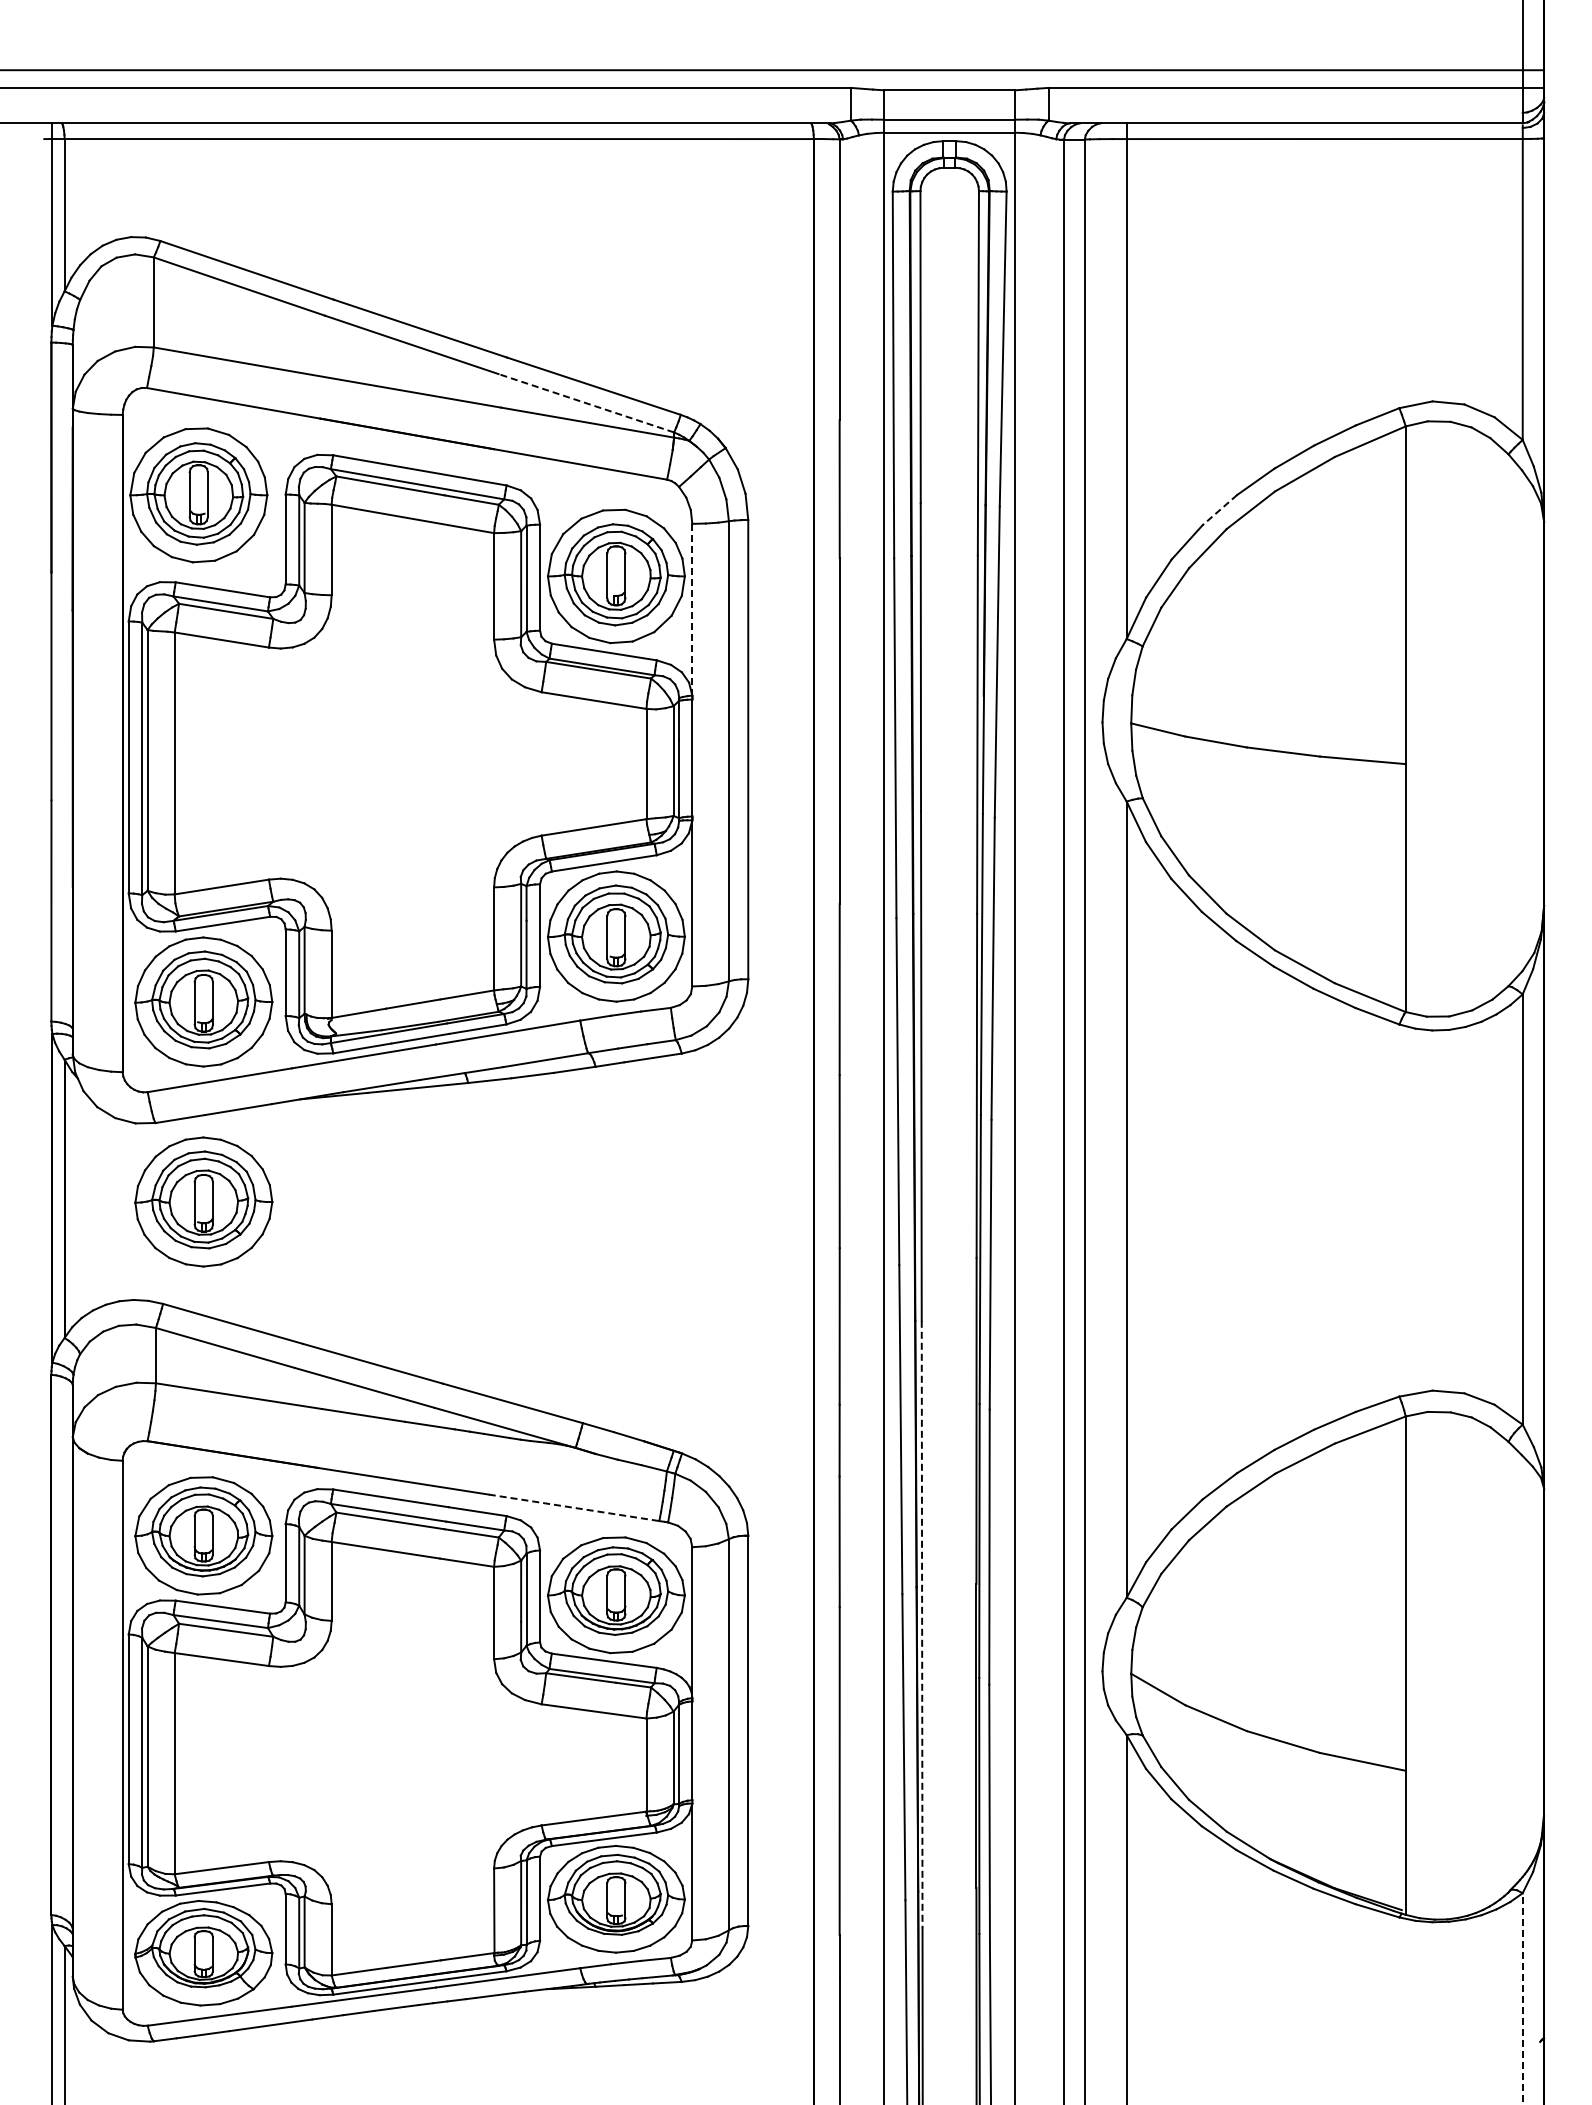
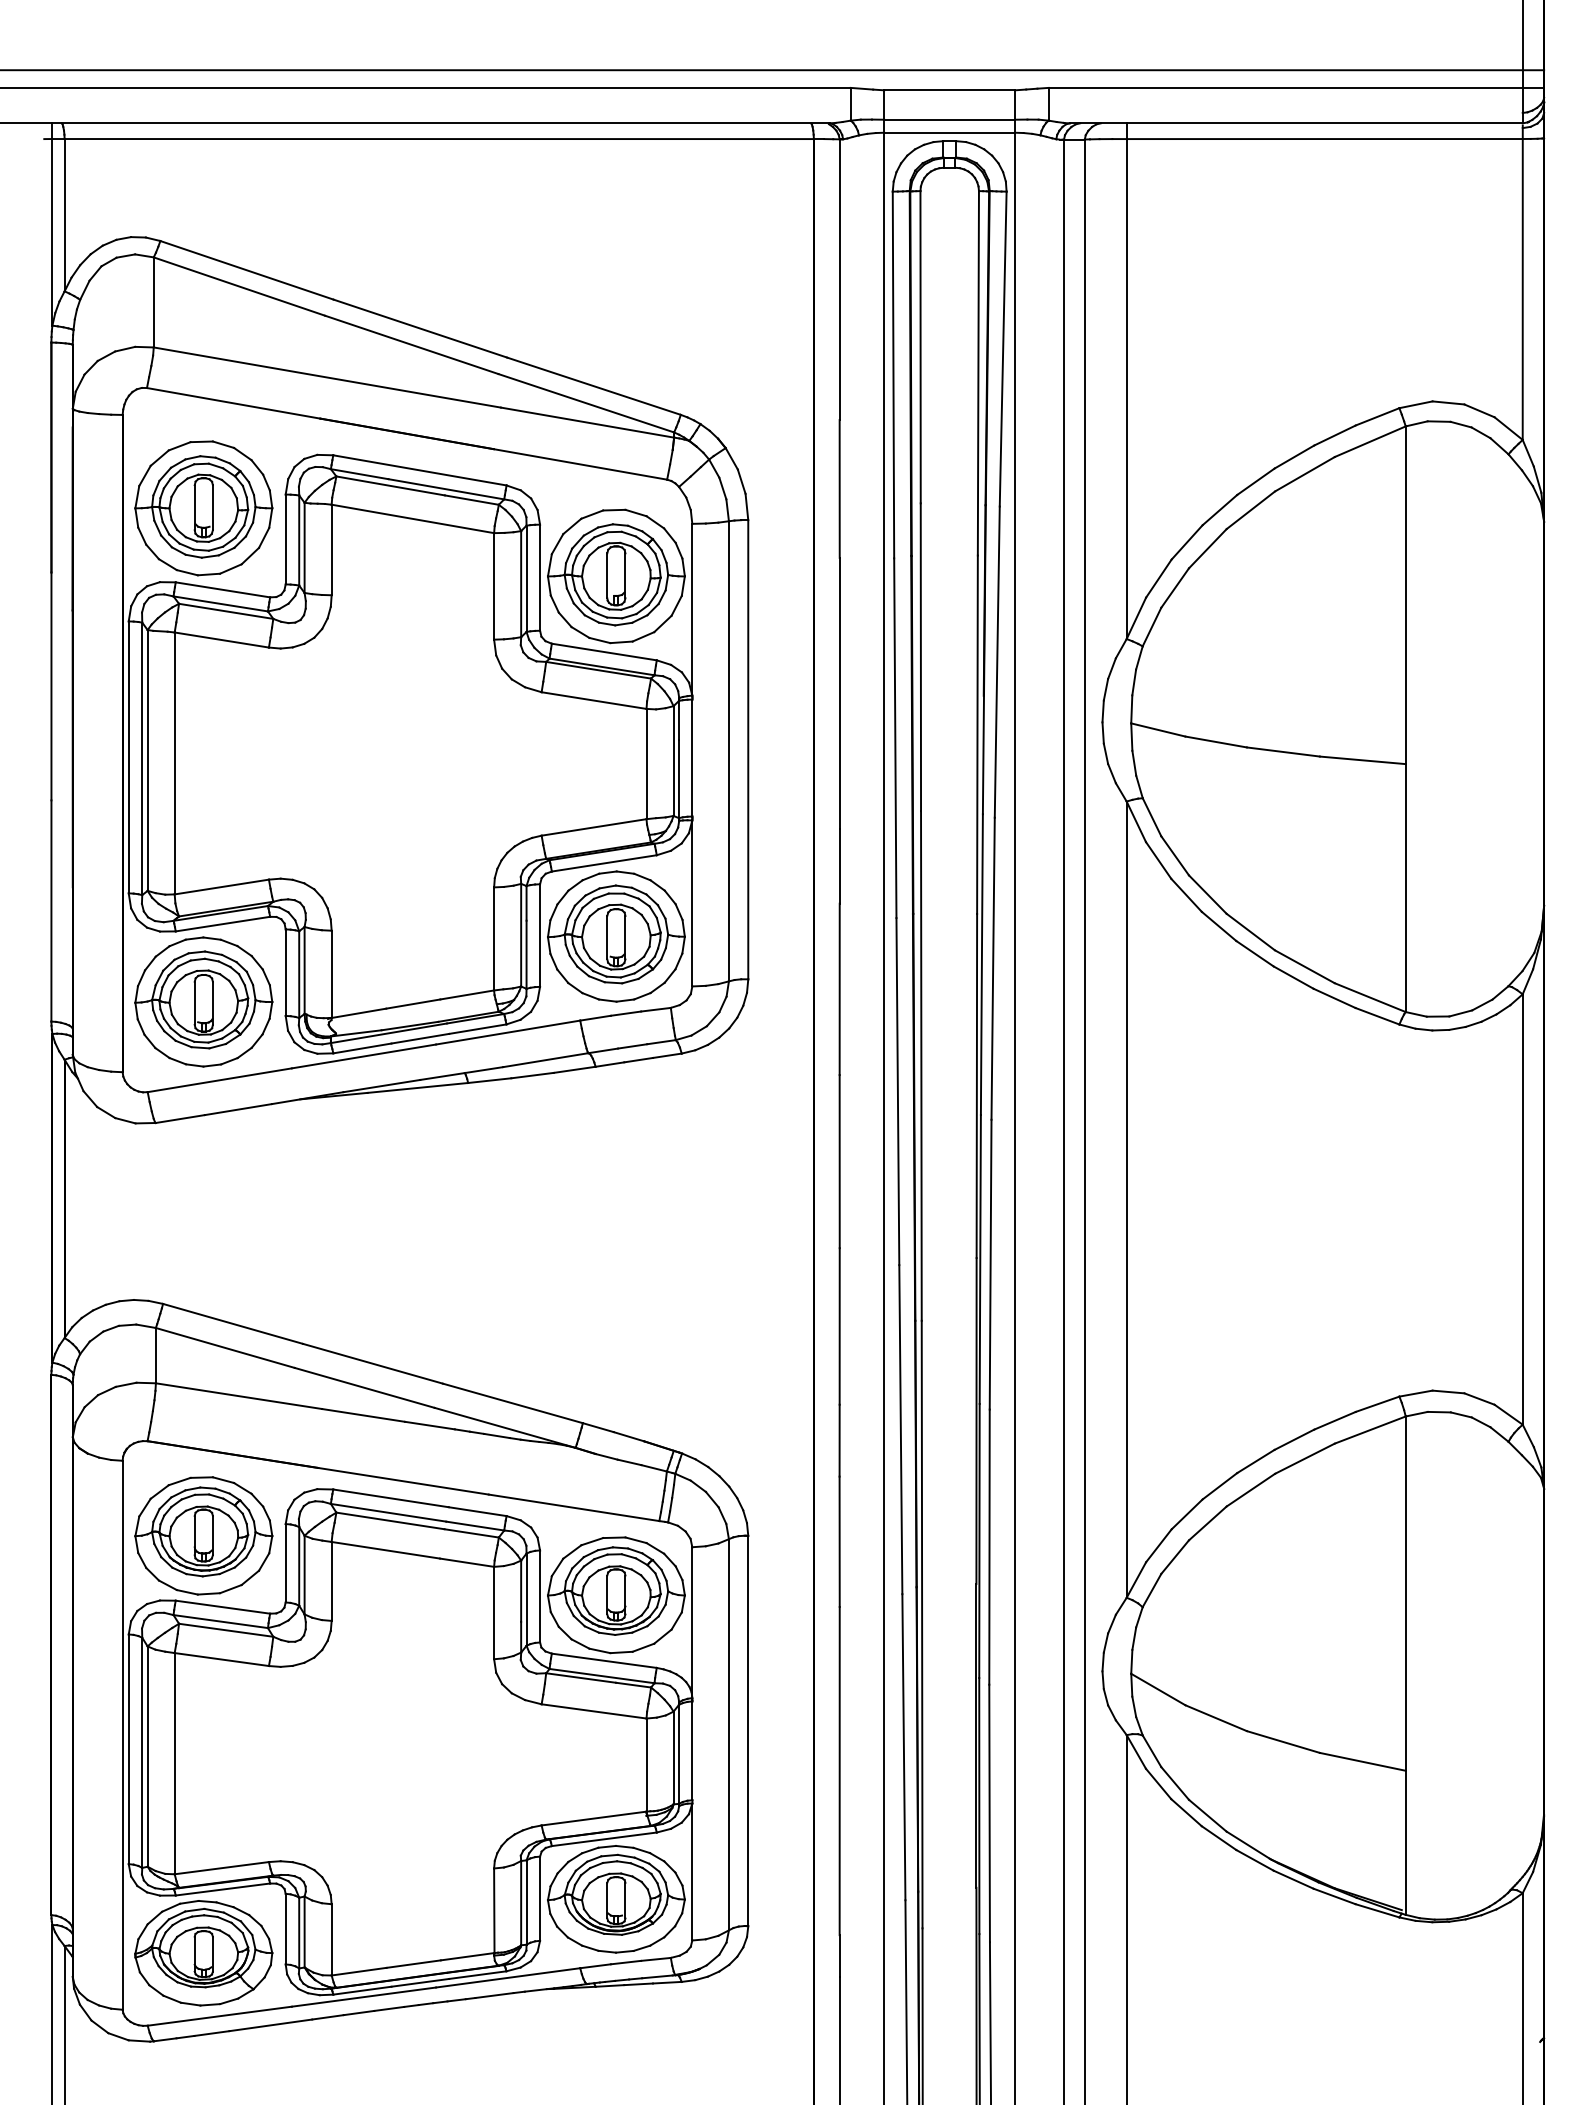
line: dashed -> solid (586, 403)
part position: (198, 495) -> (203, 508) (203, 508)
line: dashed -> solid (1219, 510)
line: dashed -> solid (692, 609)
part: present -> none (203, 1201)
line: dashed -> solid (574, 1507)
line: dashed -> solid (922, 1624)
line: dashed -> solid (1522, 1998)
